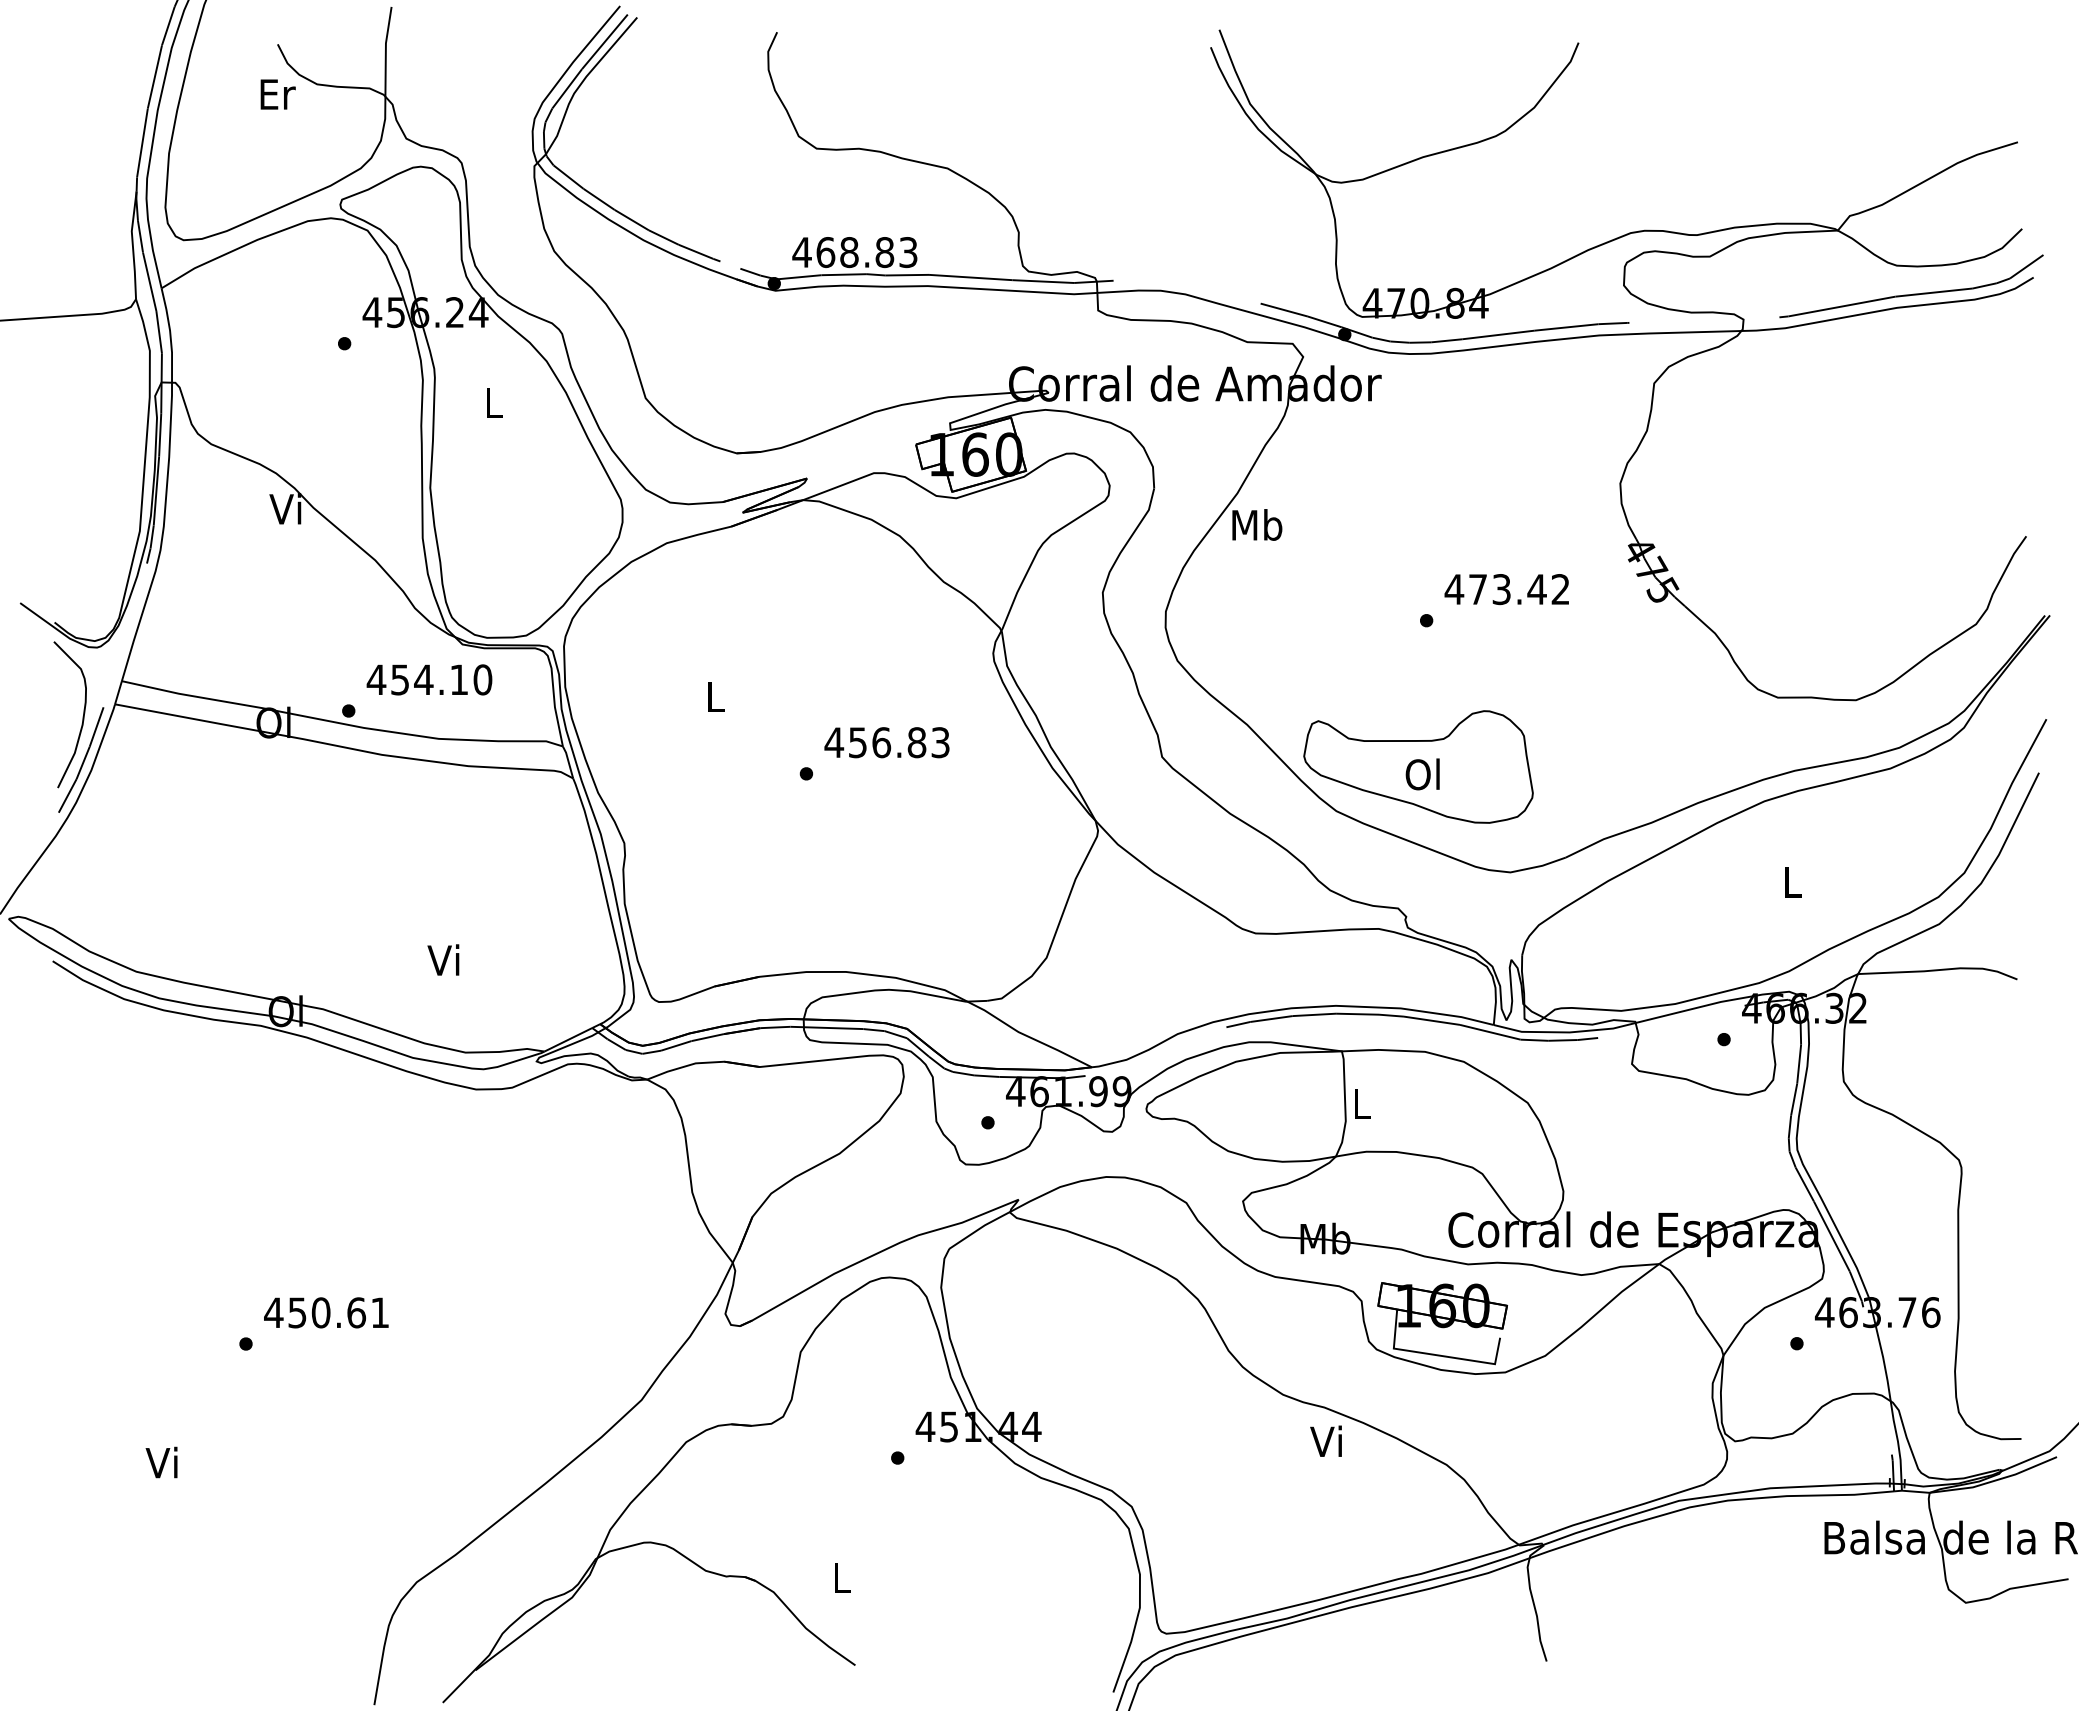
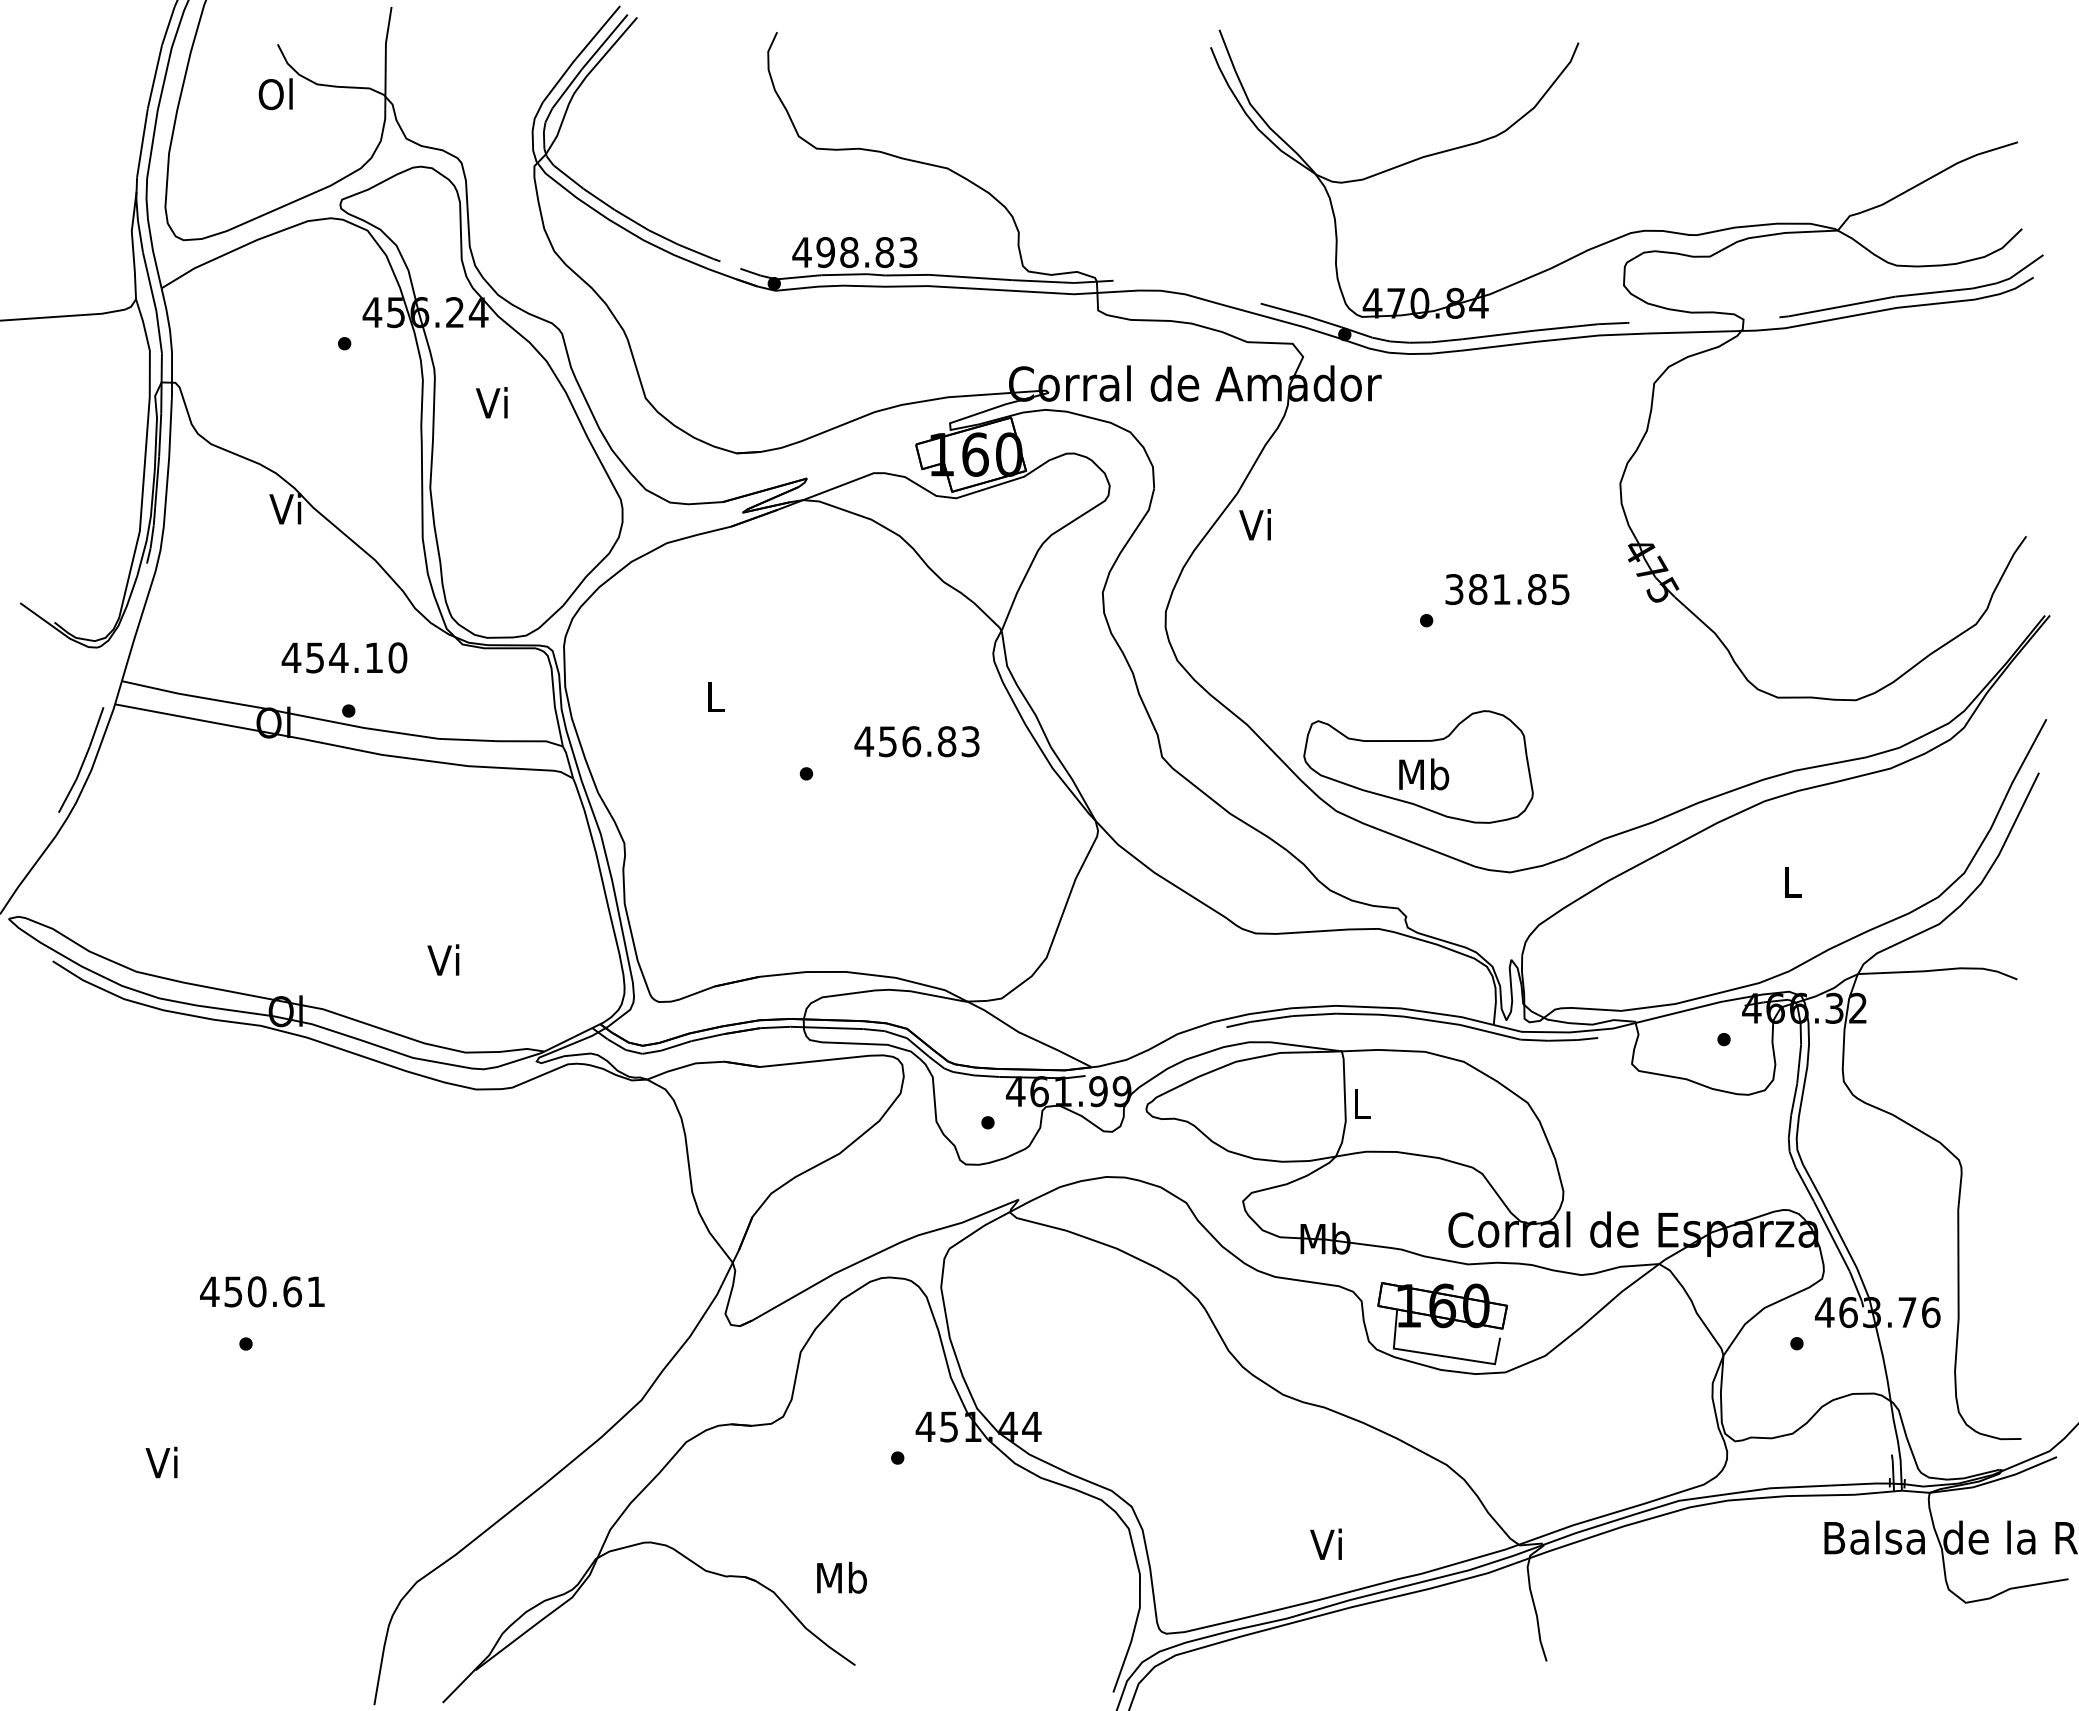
text: Er -> Ol (276, 94)
text: 468.83 -> 498.83 (825, 252)
text: L -> Vi (491, 402)
text: Mb -> Vi (1257, 524)
text: 473.42 -> 381.85 (1506, 589)
text position: (429, 679) -> (344, 657) (344, 657)
curve: present -> none (82, 716)
text position: (886, 742) -> (916, 741) (916, 741)
text: Ol -> Mb (1424, 774)
text position: (326, 1312) -> (262, 1291) (262, 1291)
text position: (1325, 1440) -> (1325, 1543) (1325, 1543)
text: L -> Mb (841, 1577)
